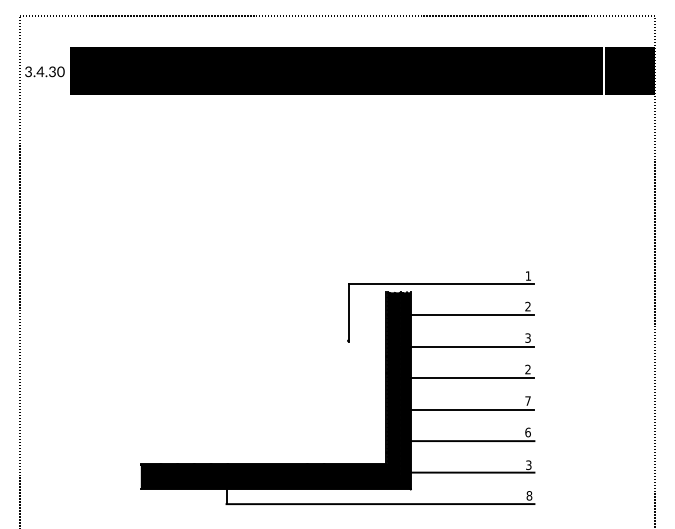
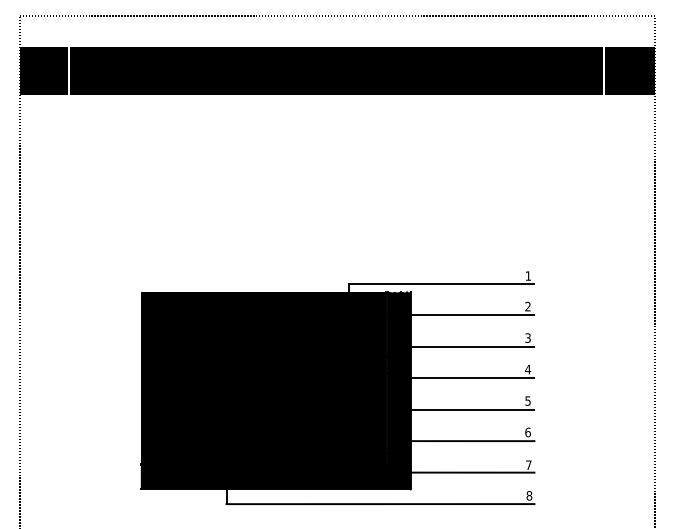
fill: none -> present (44, 71)
text: 2 -> 4 (528, 369)
fill: none -> present (263, 377)
text: 7 -> 5 (527, 400)
text: 3 -> 7 (528, 465)
